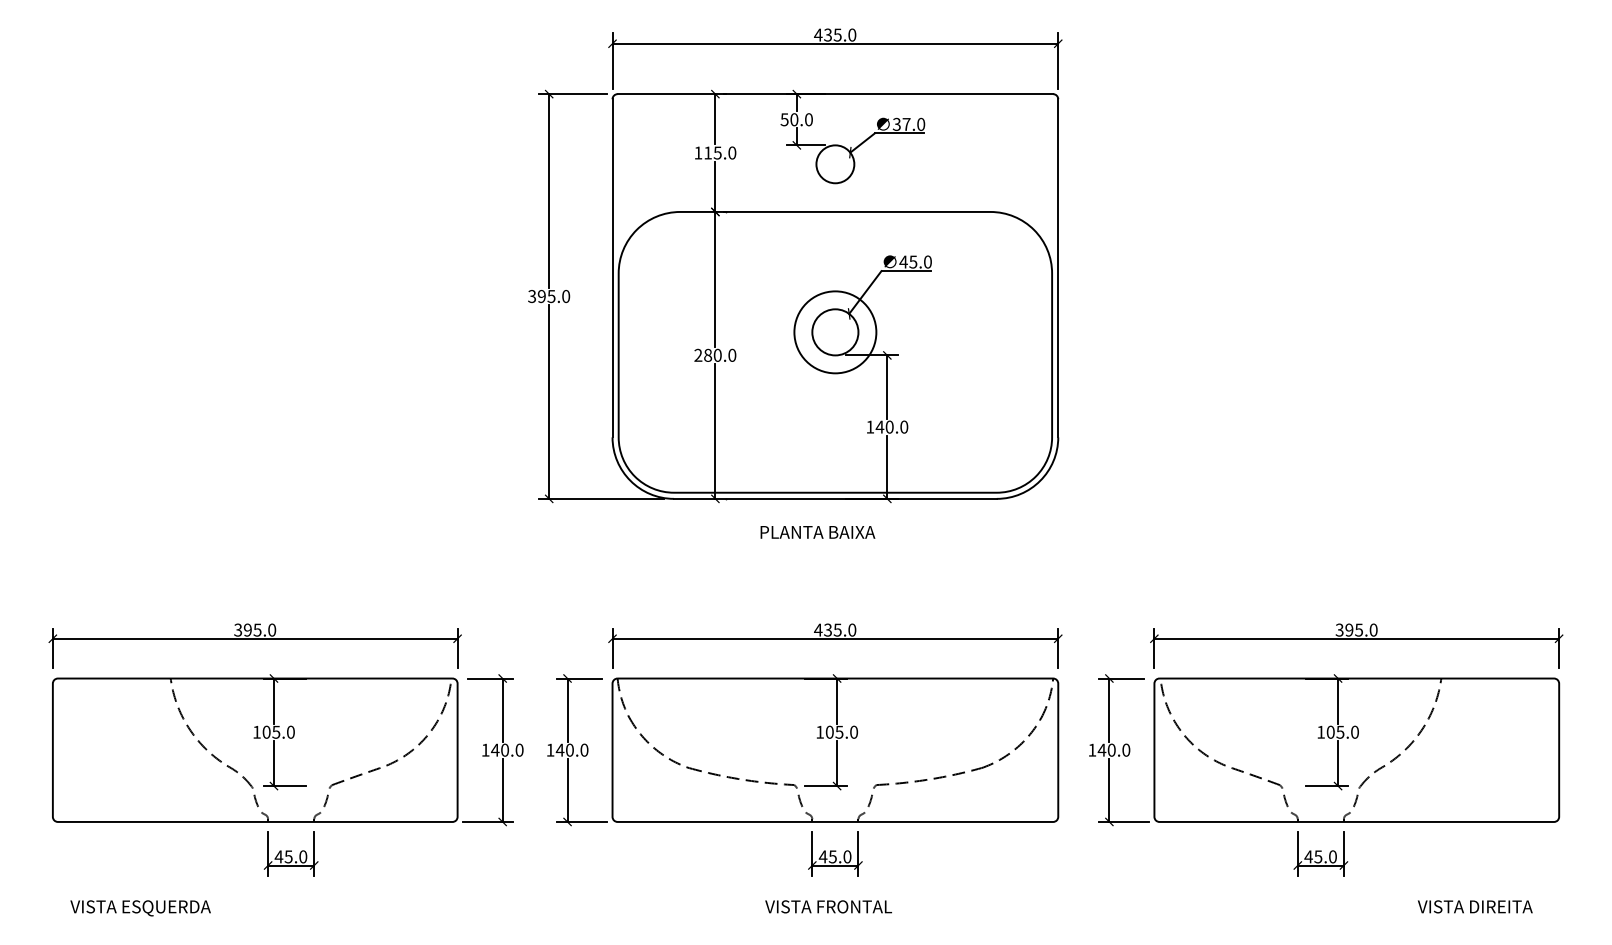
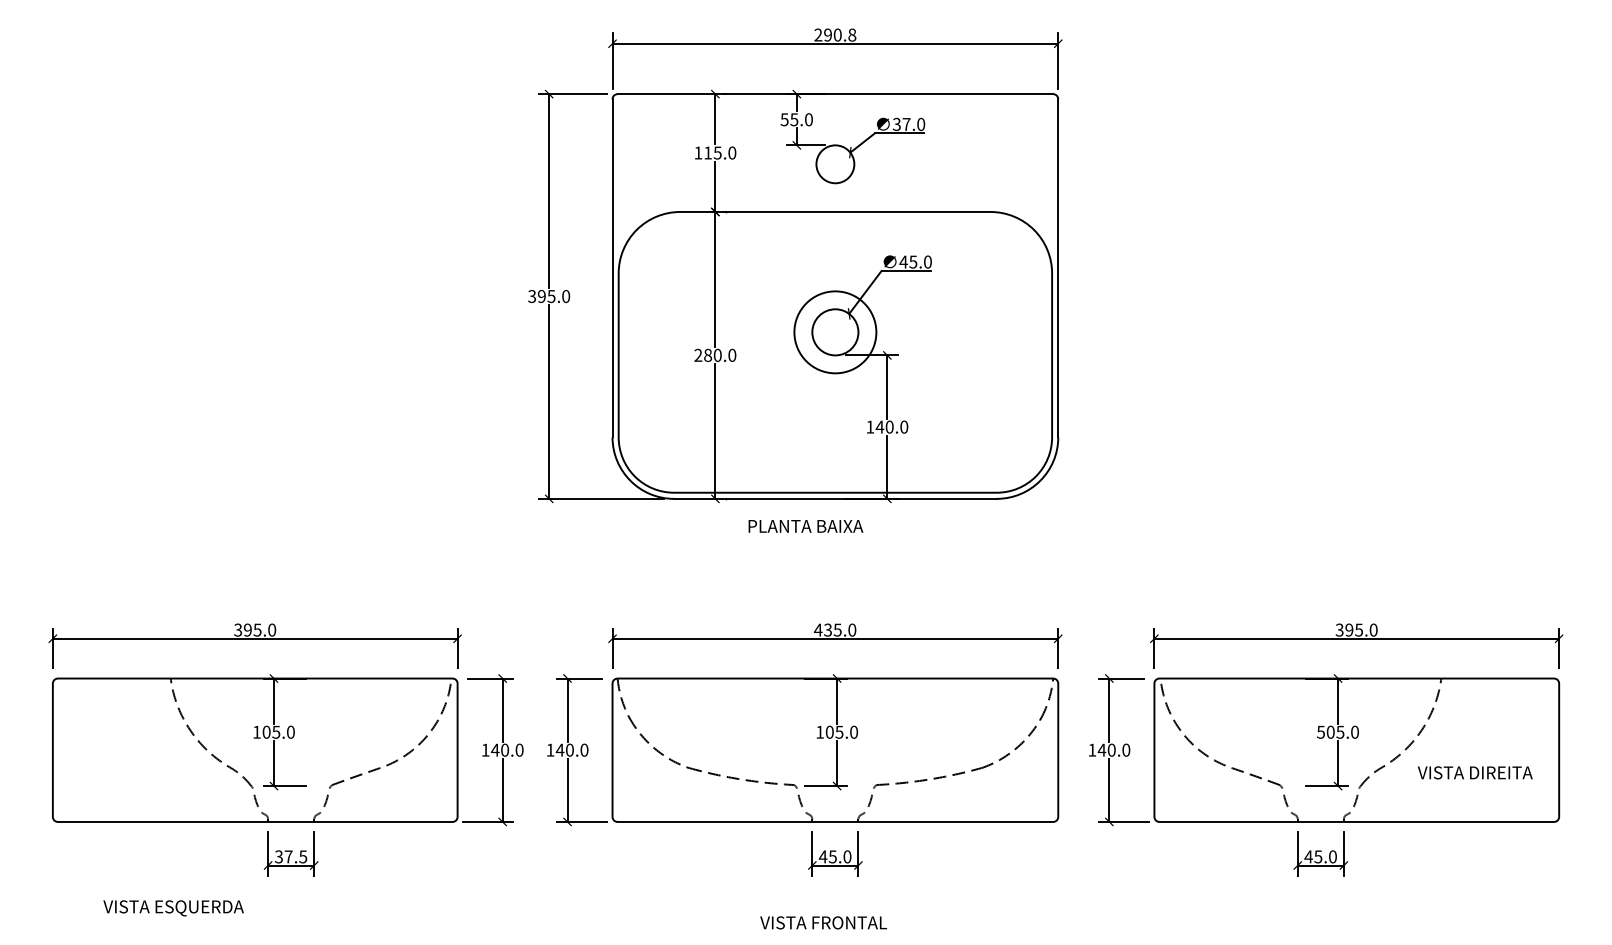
text: 435.0 -> 290.8 (835, 34)
text: 50.0 -> 55.0 (794, 119)
text position: (817, 532) -> (805, 526) (805, 526)
text: 105.0 -> 505.0 (1320, 731)
text: 45.0 -> 37.5 (290, 856)
text position: (828, 906) -> (823, 922) (823, 922)
text position: (1474, 906) -> (1474, 772) (1474, 772)
text position: (140, 908) -> (173, 908) (173, 908)
